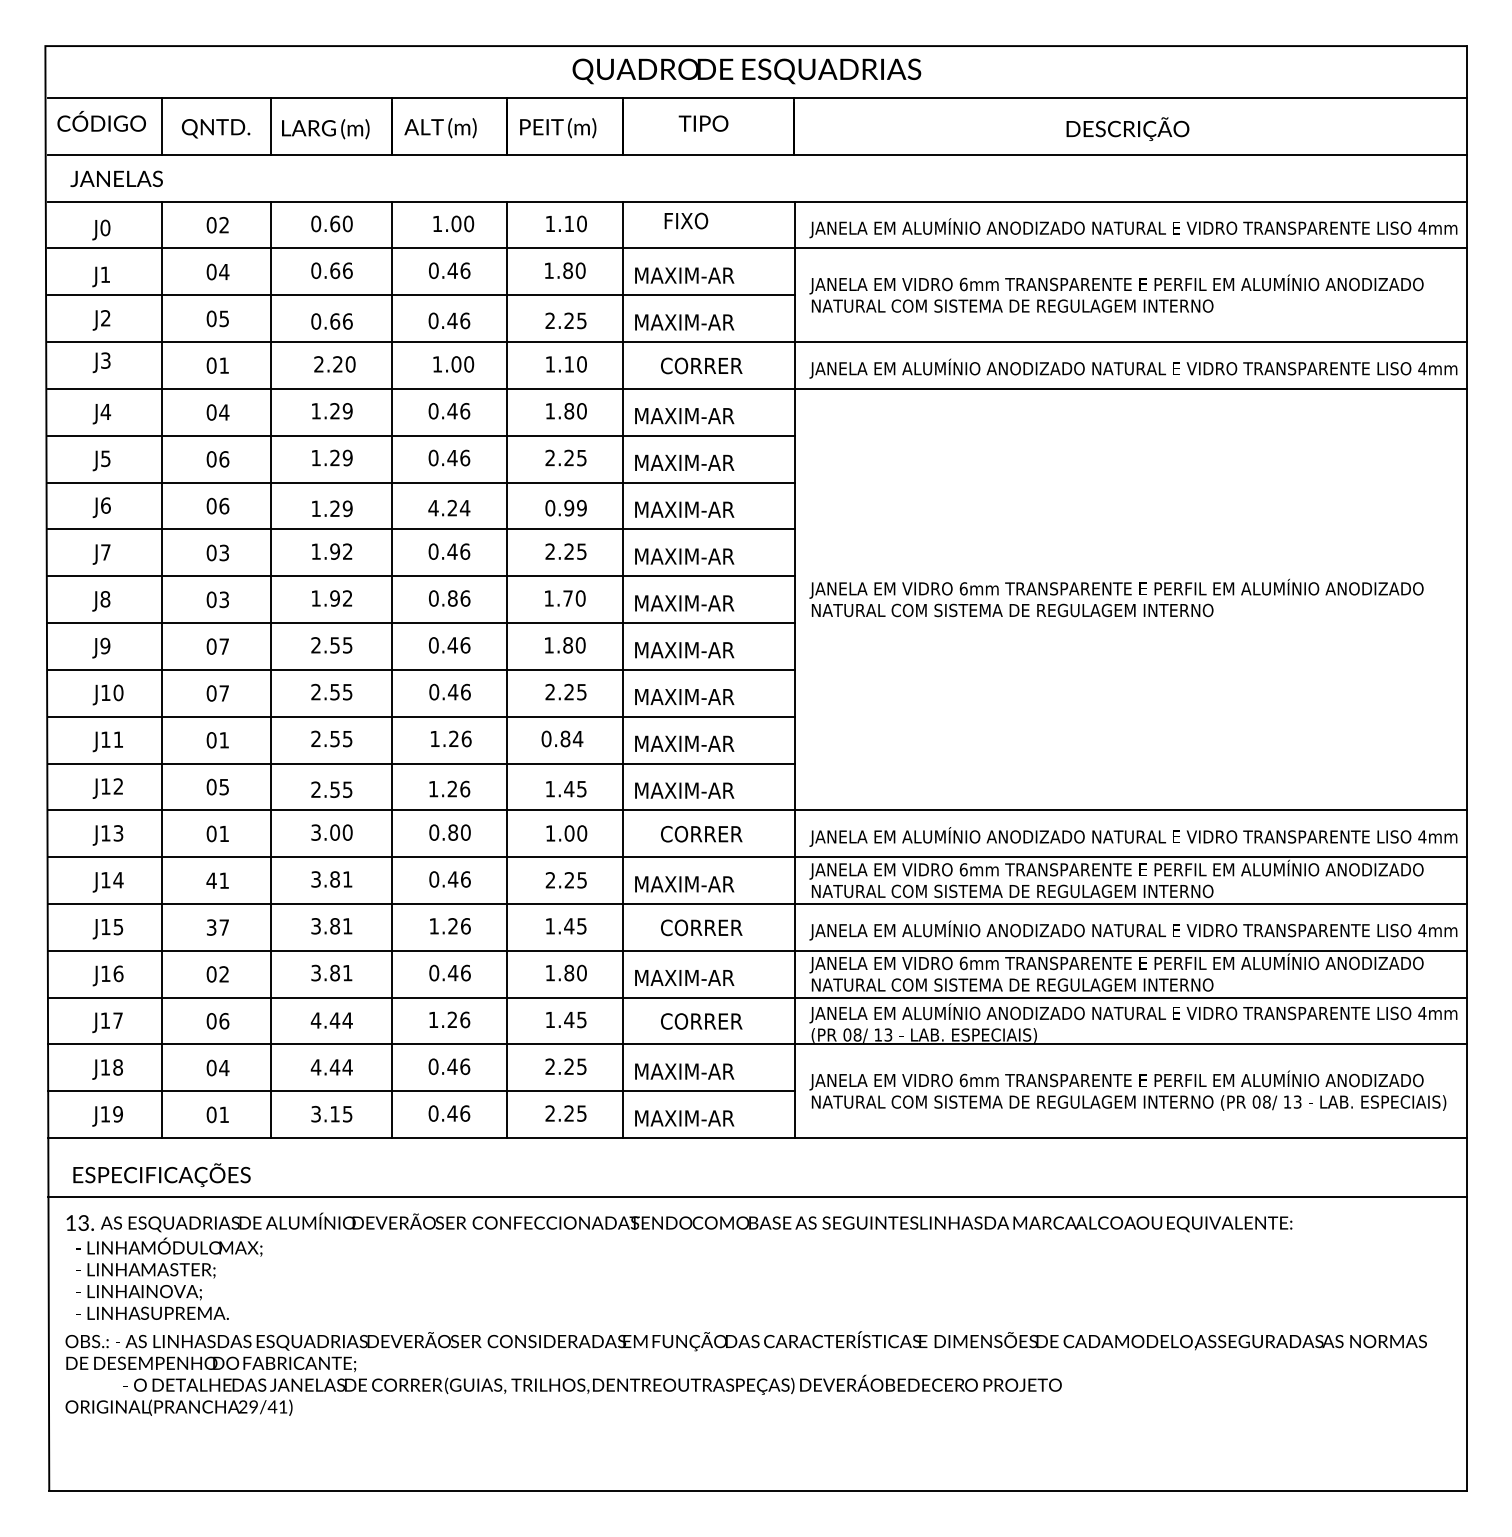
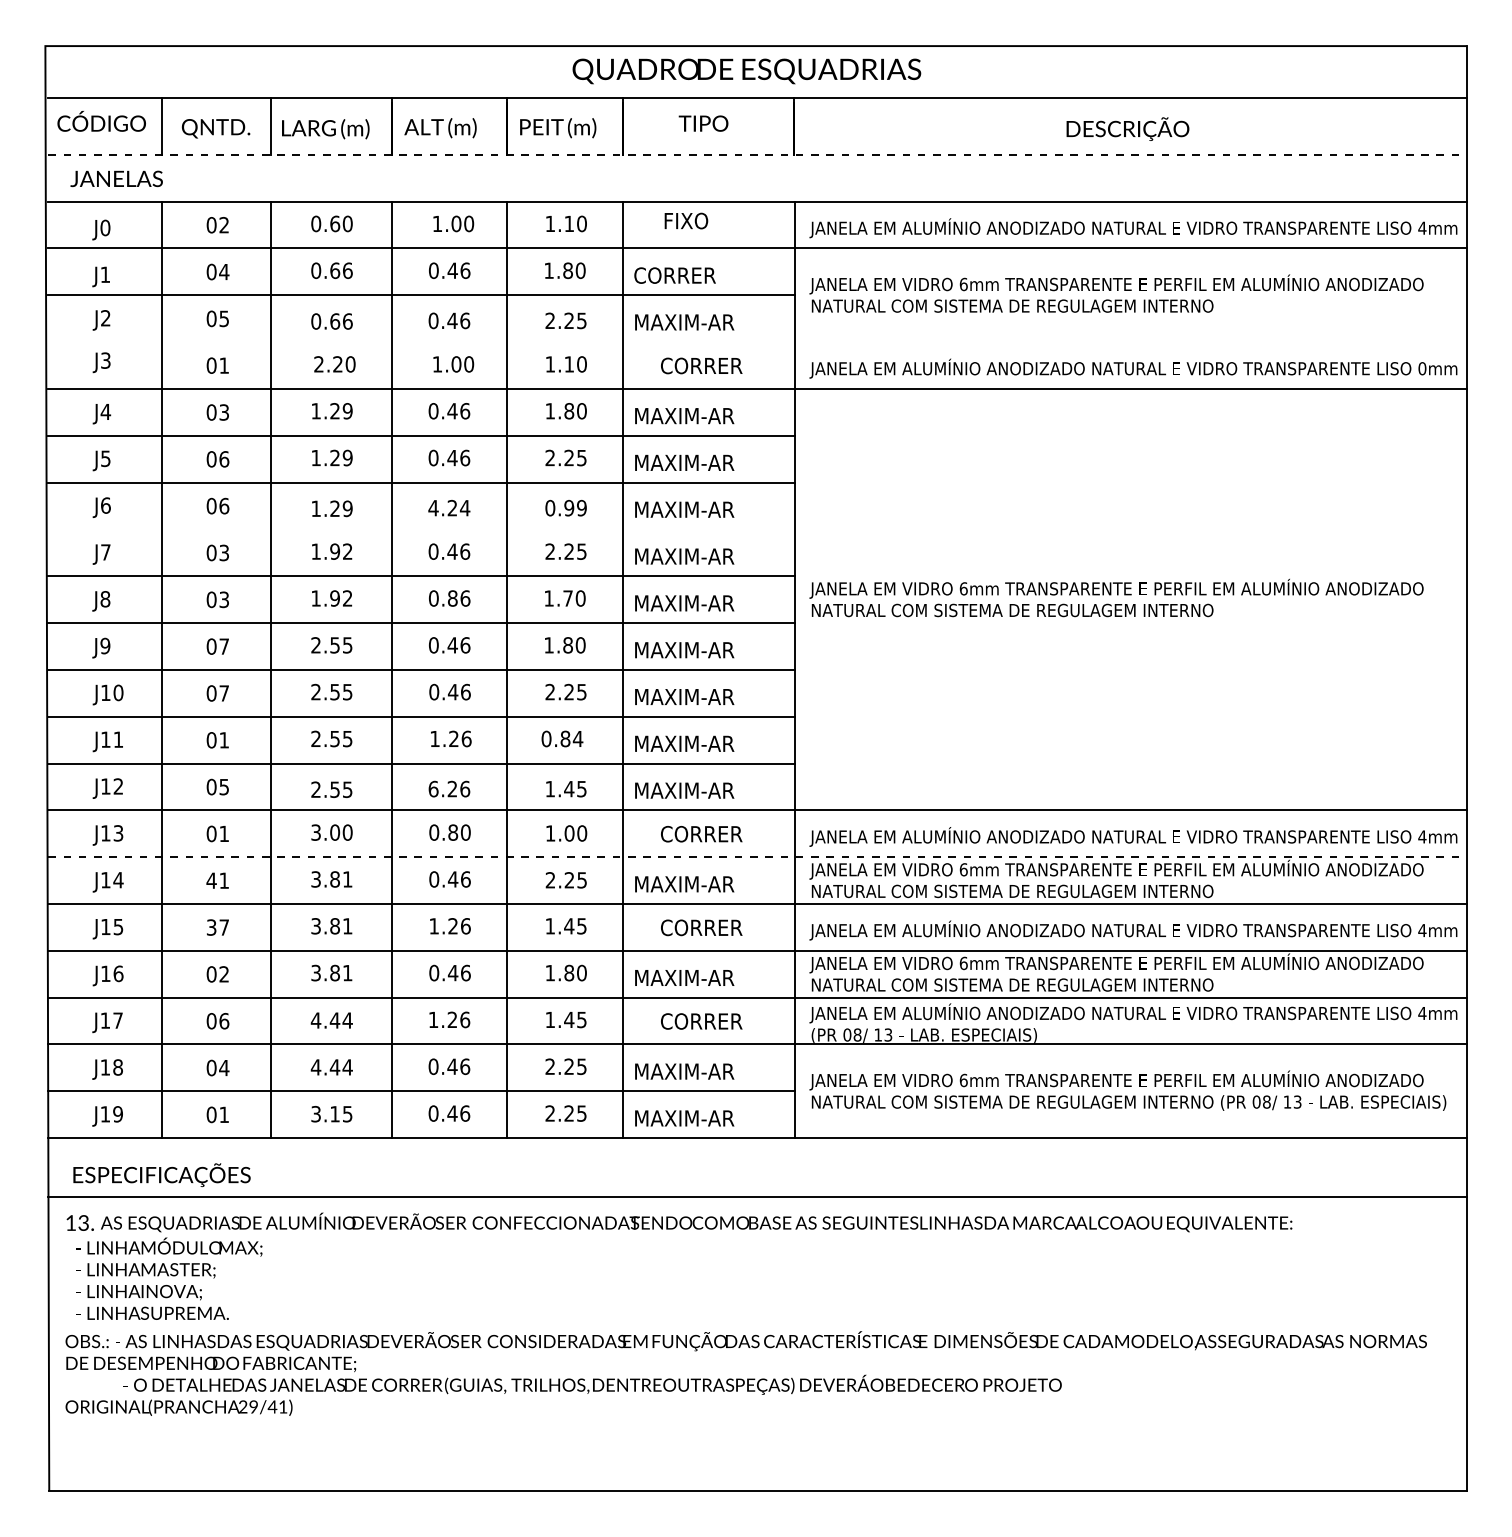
line: solid -> dashed (757, 154)
text: MAXIM-AR -> CORRER (684, 275)
line: present -> none (757, 342)
text: 4mm -> 0mm (1422, 368)
text: 04 -> 03 (224, 412)
line: present -> none (421, 529)
text: 1.26 -> 6.26 (433, 788)
line: solid -> dashed (757, 857)
